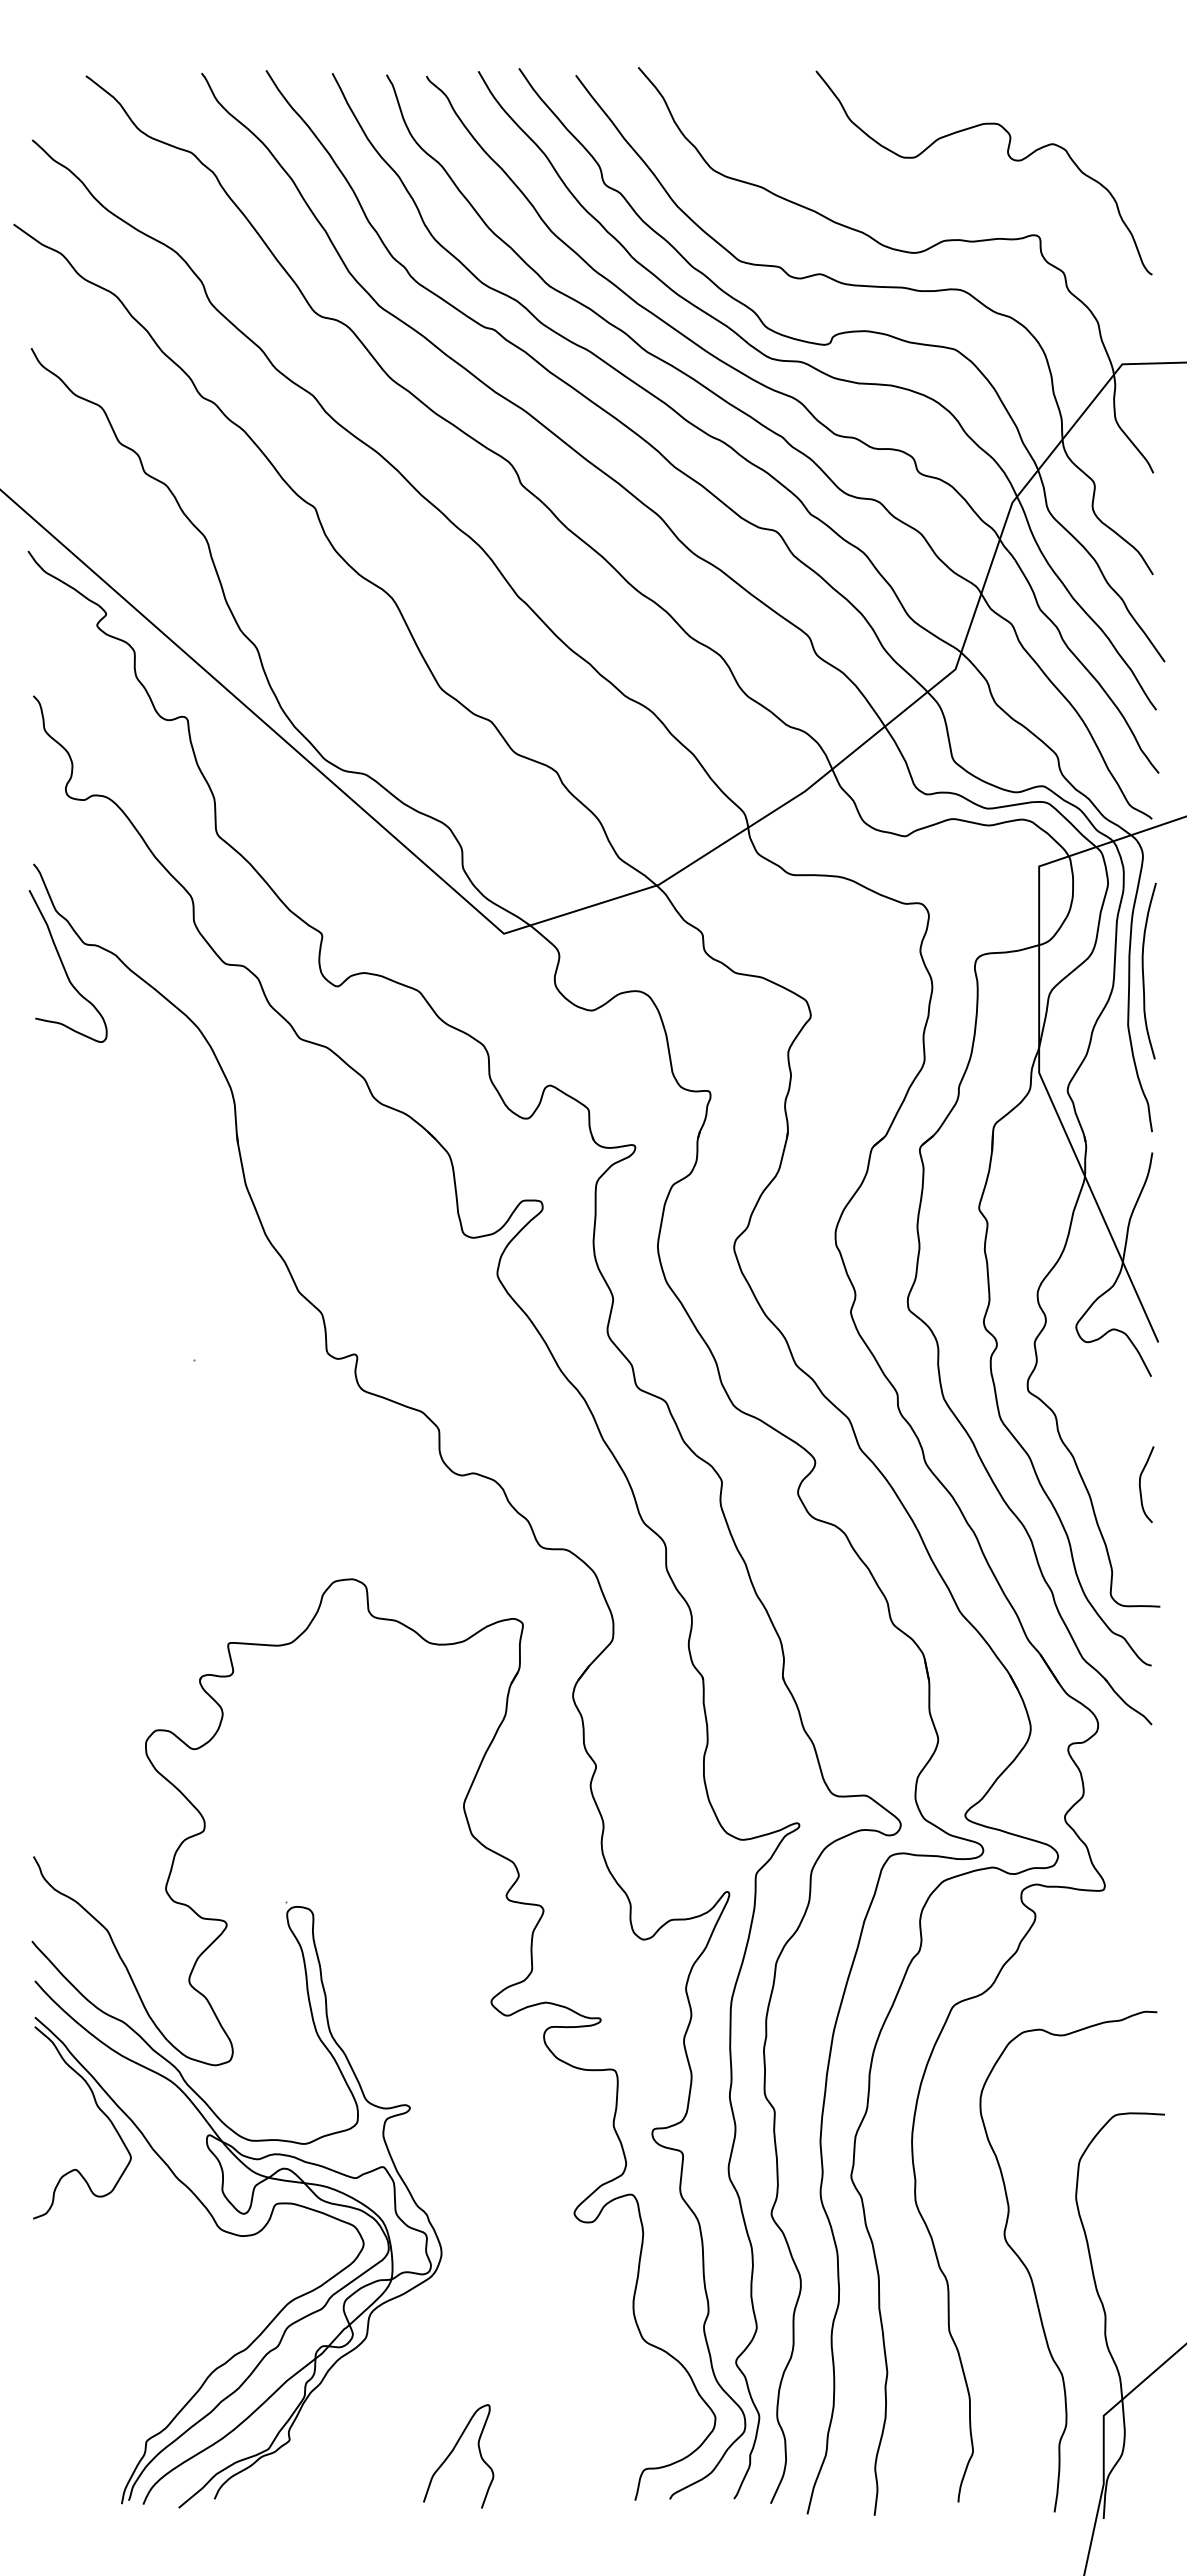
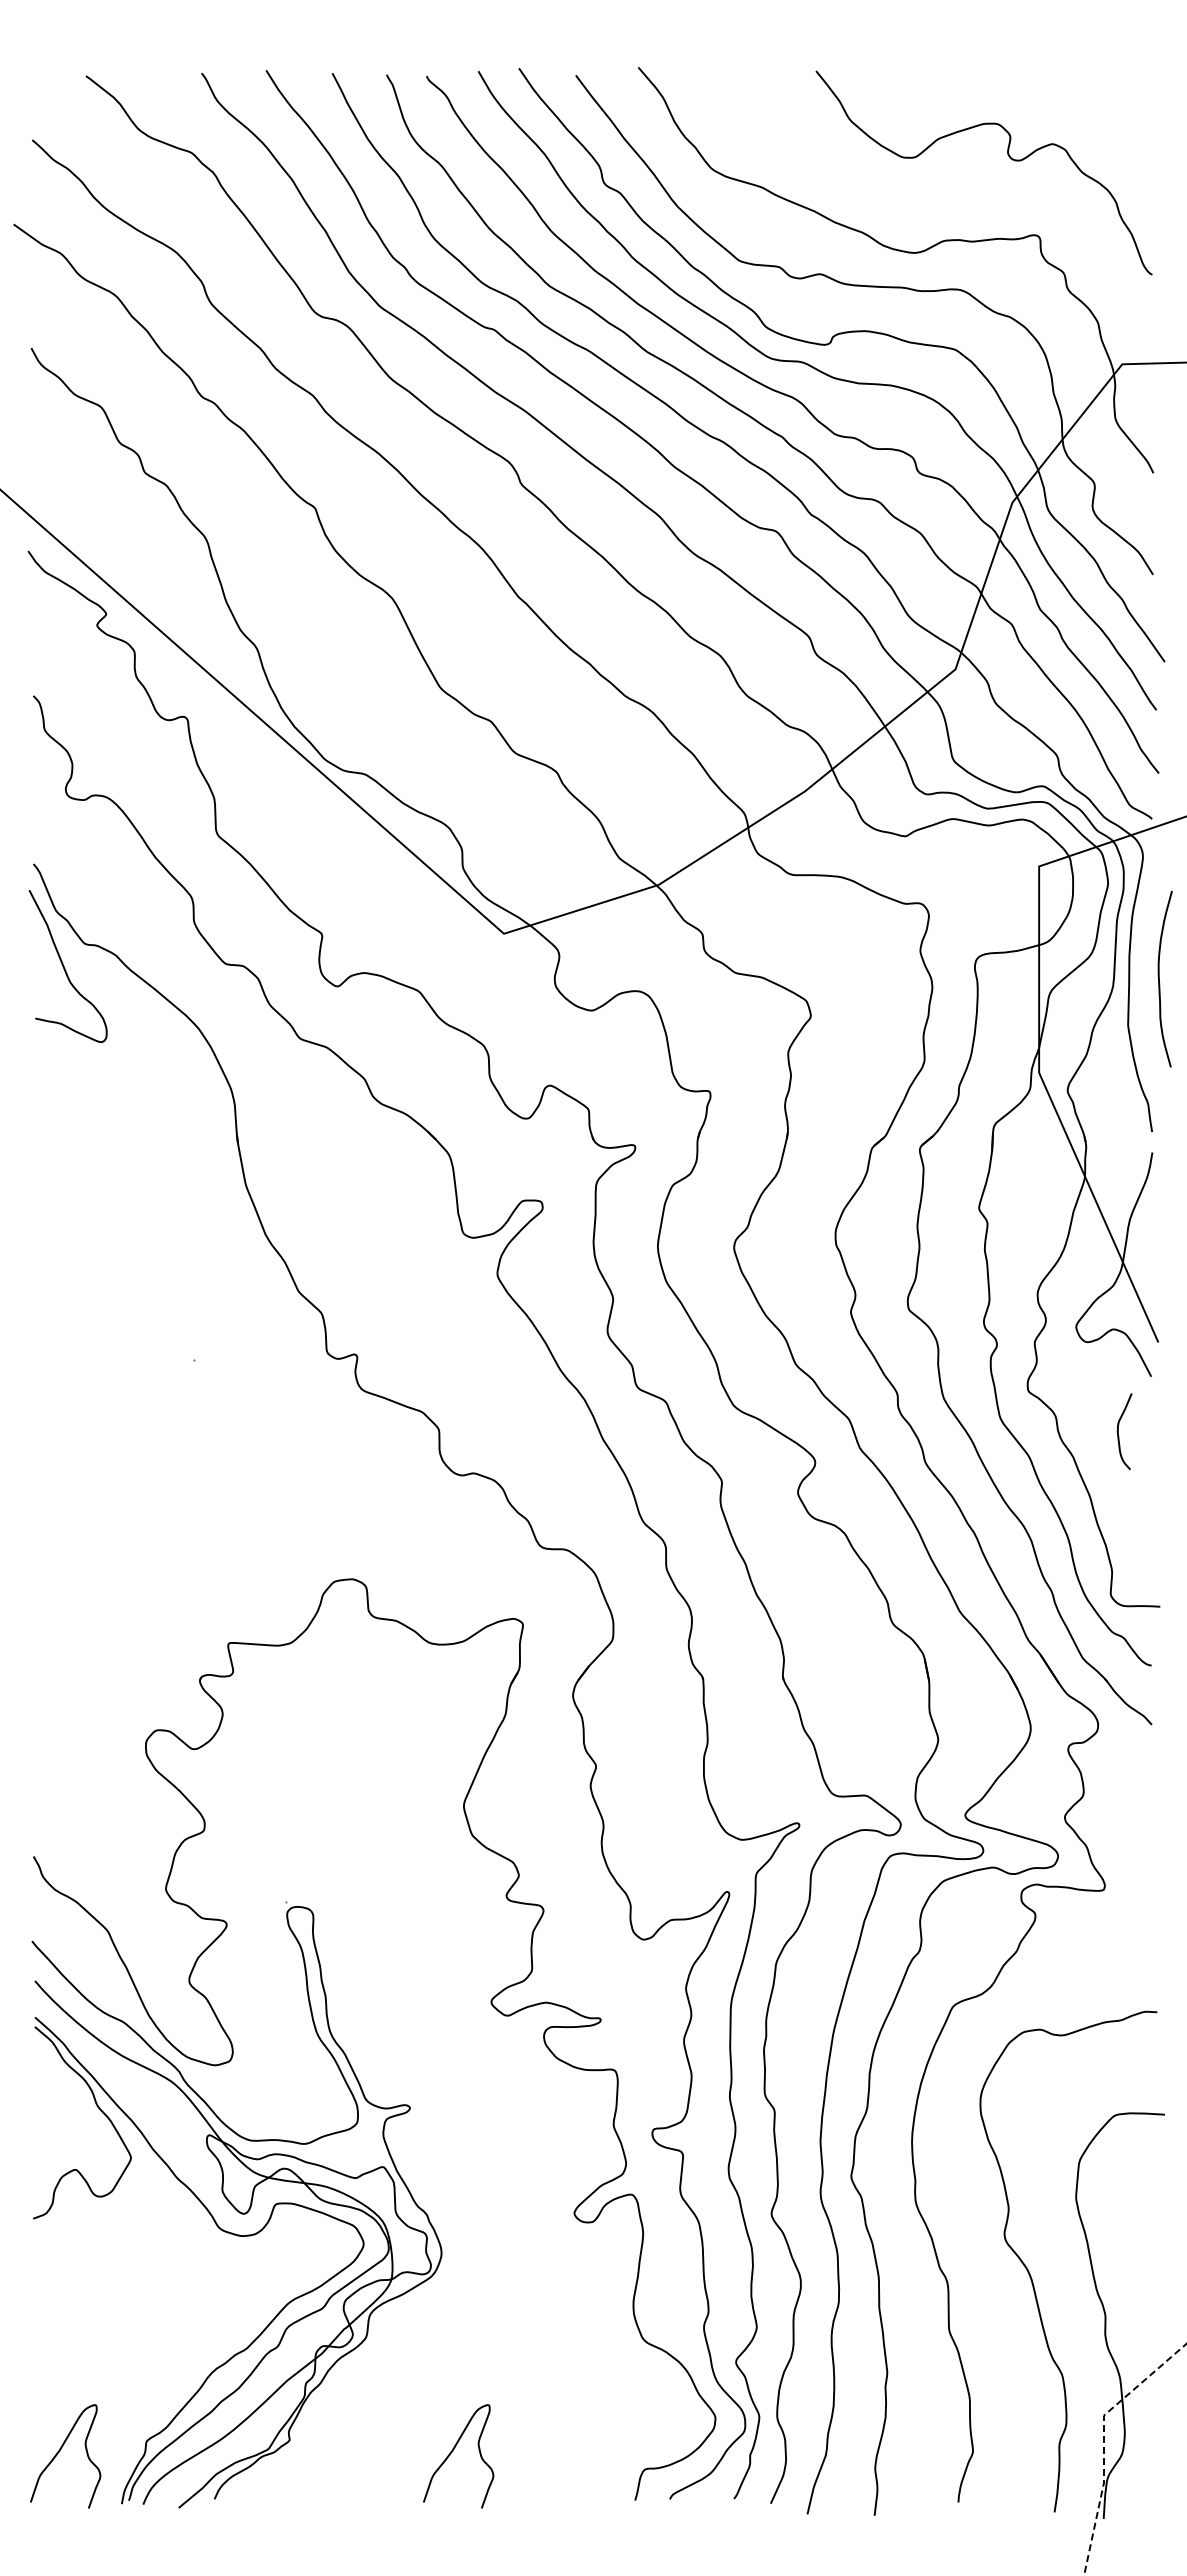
curve position: (1143, 970) -> (1159, 978) (1159, 978)
curve position: (1140, 1484) -> (1118, 1431) (1118, 1431)
line: solid -> dashed (1103, 2442)
curve: none -> present (60, 2451)
